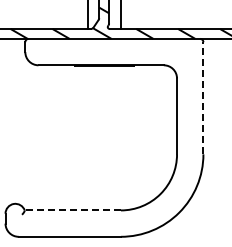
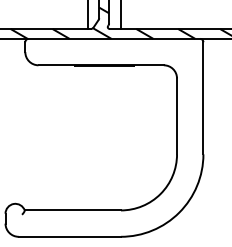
line: dashed -> solid (203, 97)
line: dashed -> solid (72, 210)
